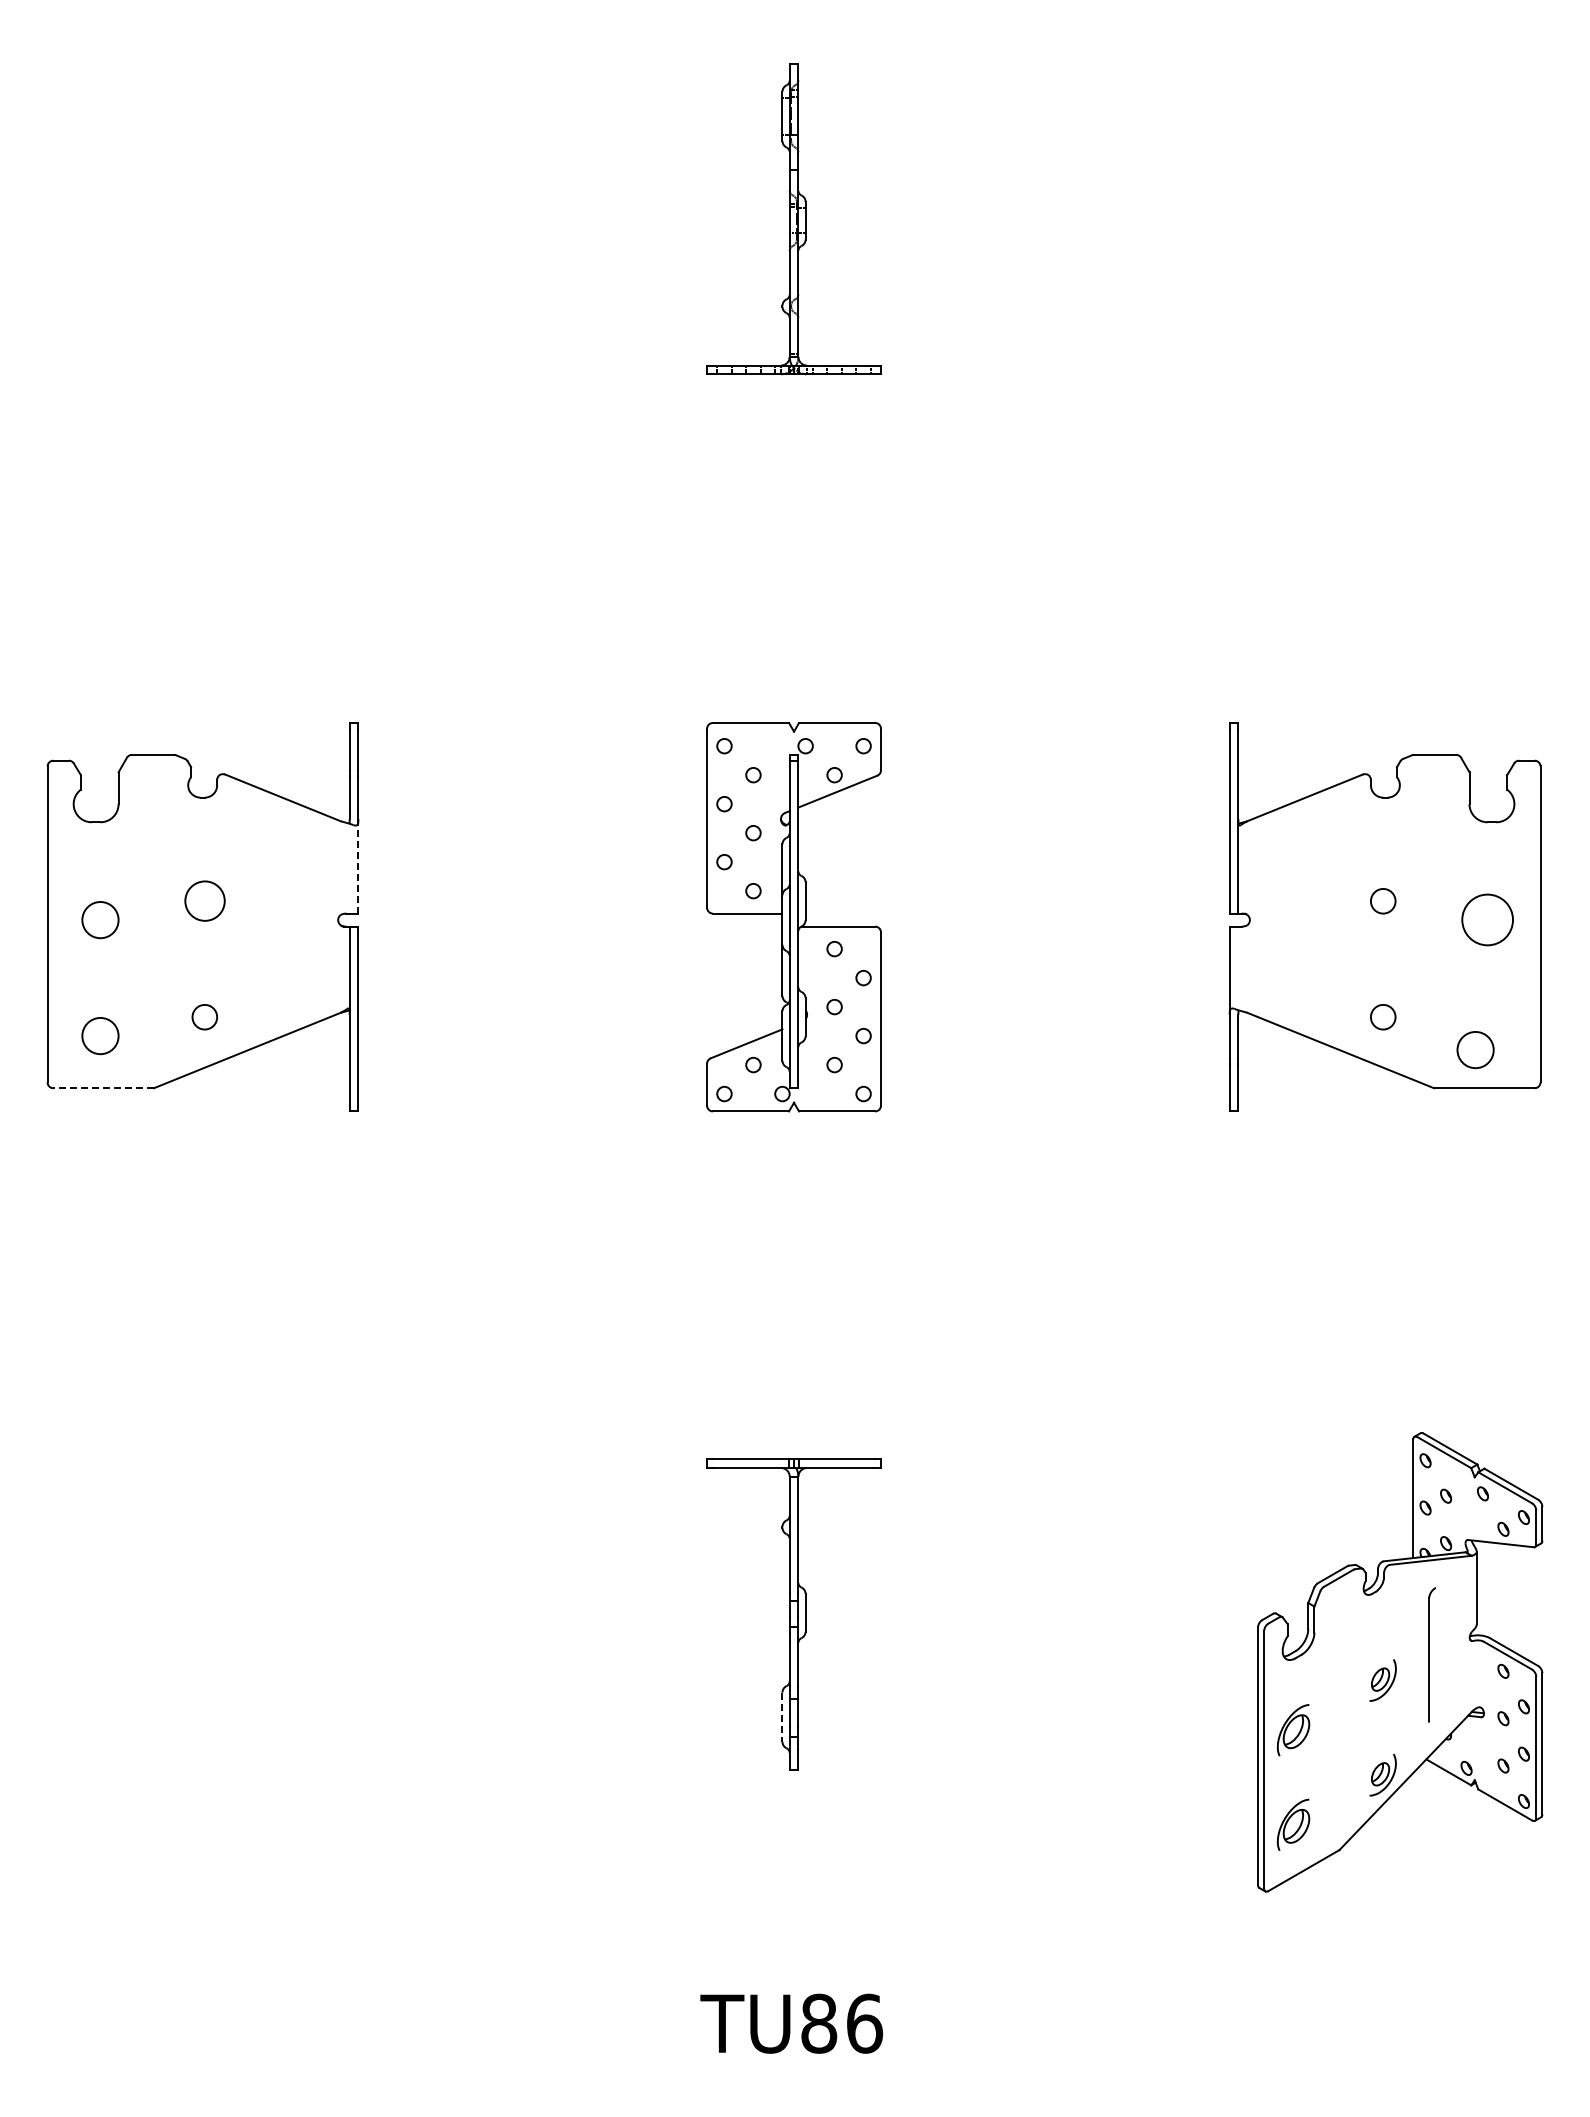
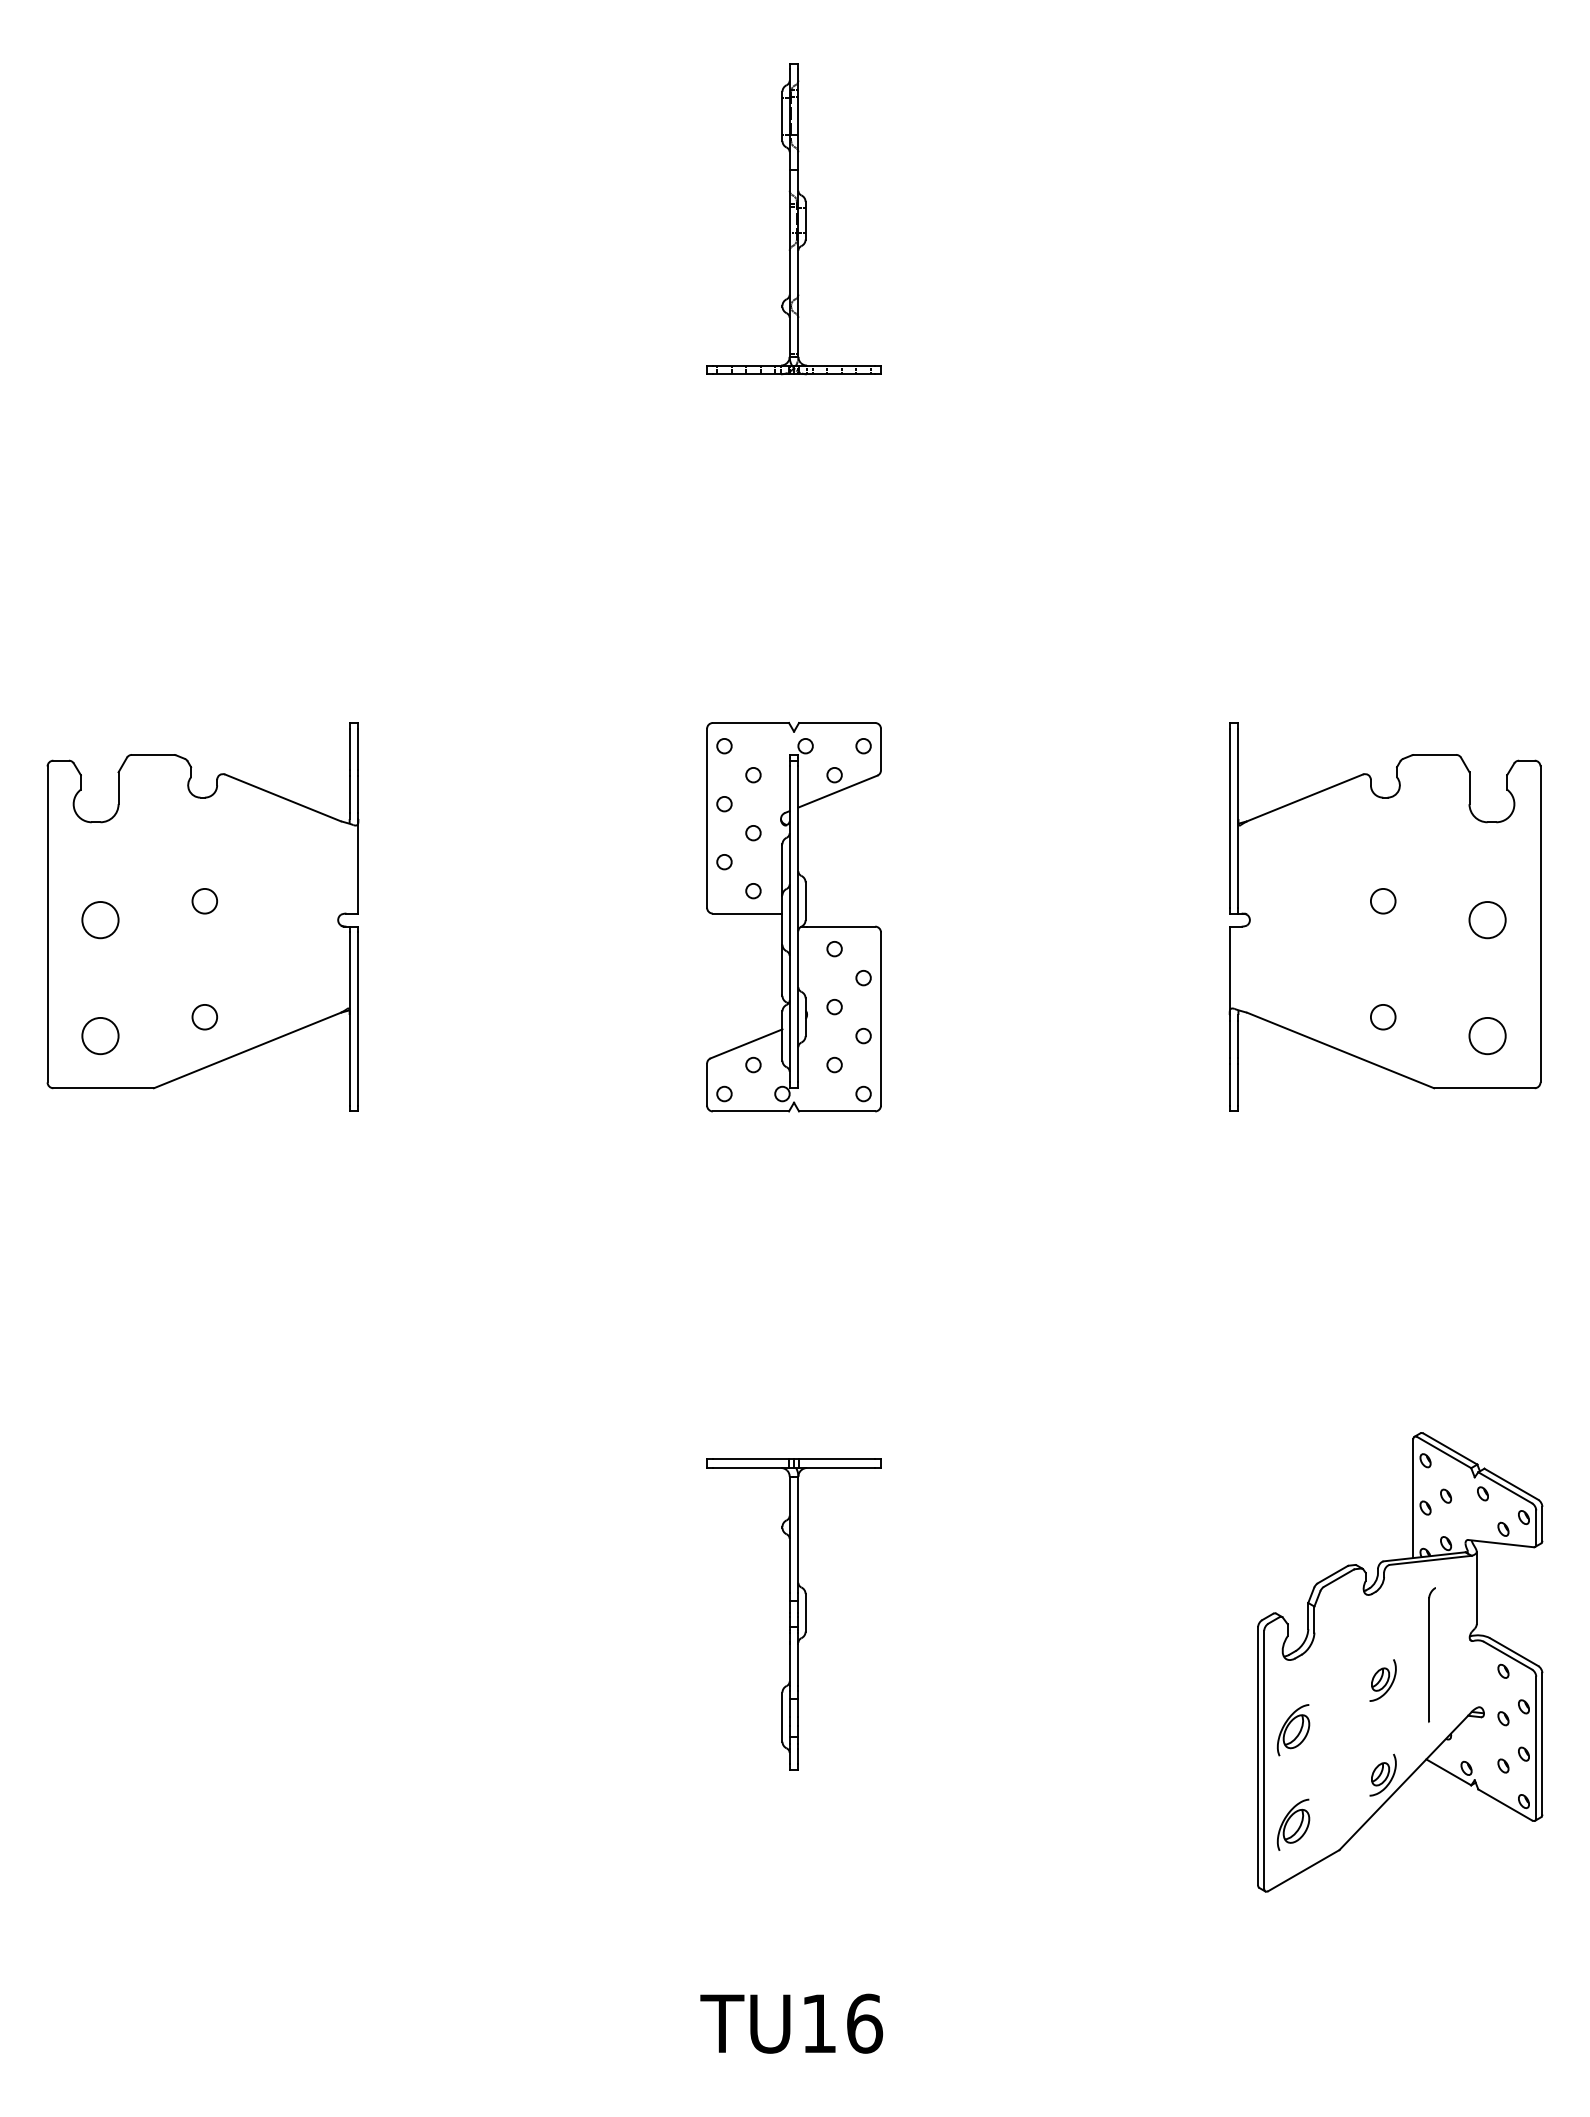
line: dashed -> solid (358, 866)
circle size: 42x42 px -> 27x27 px (204, 901)
circle size: 53x54 px -> 39x39 px (1487, 920)
circle position: (1475, 1050) -> (1487, 1036) (1487, 1036)
line: dashed -> solid (103, 1088)
line: dashed -> solid (782, 1717)
text: TU86 -> TU16 (819, 2023)
